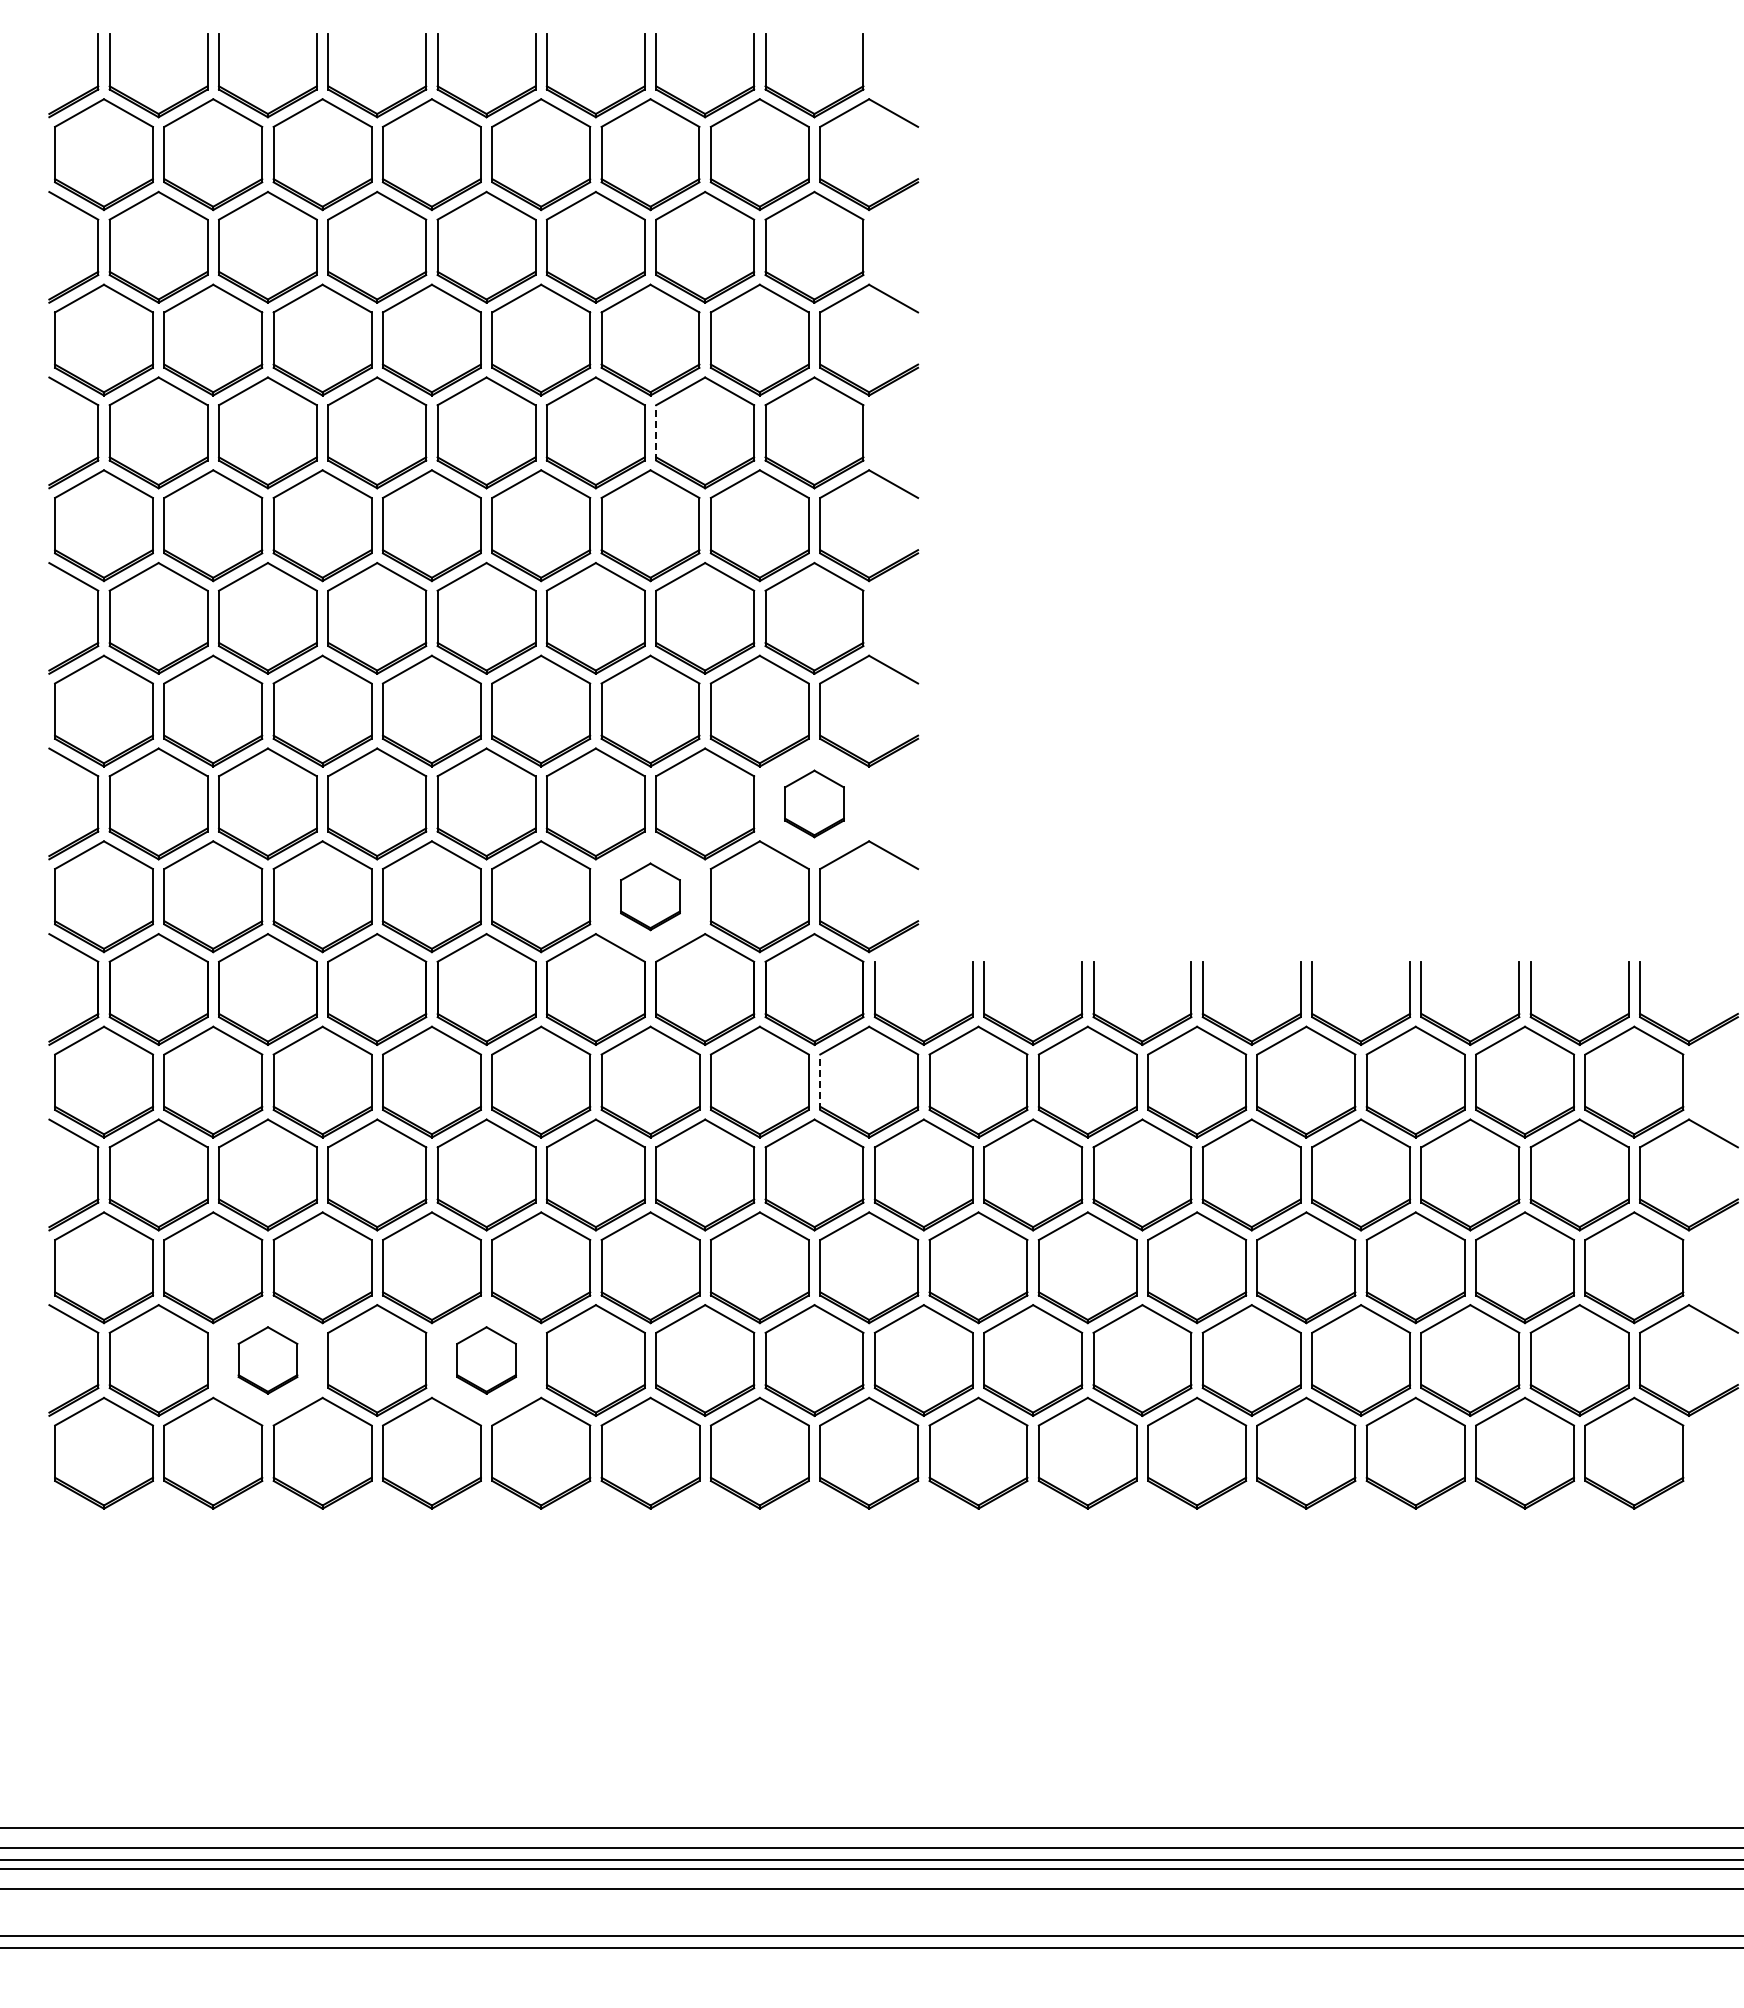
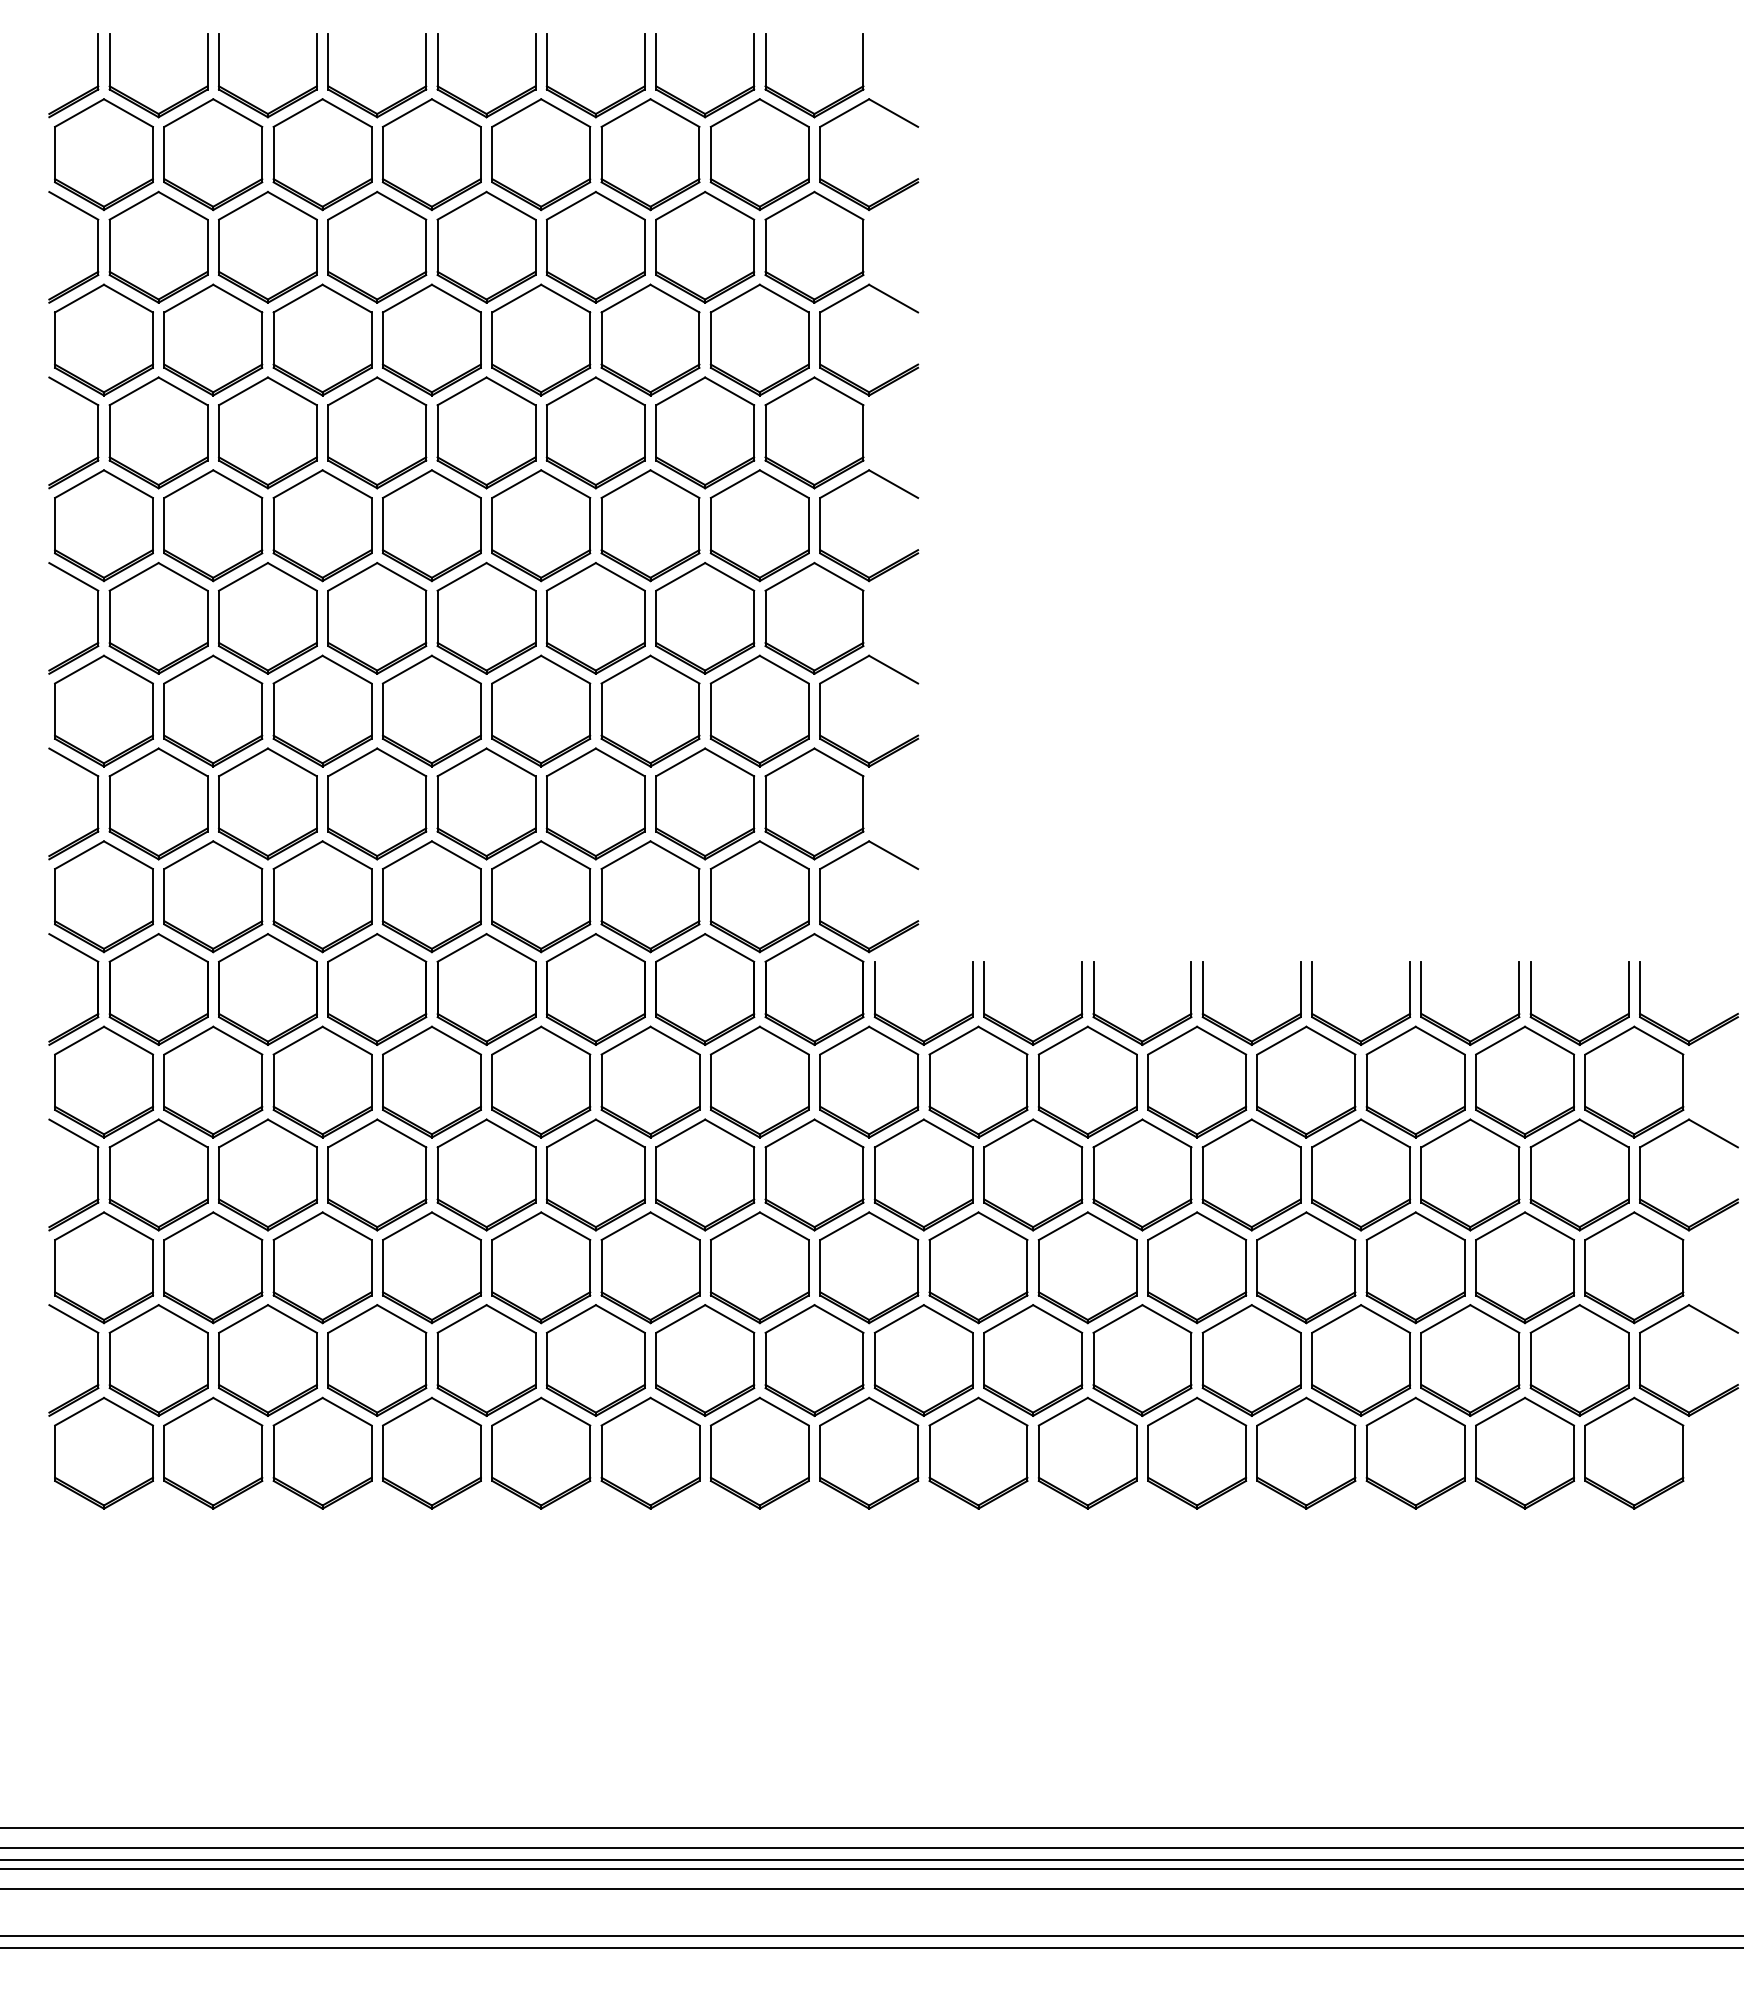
line: dashed -> solid (656, 432)
part size: 61x70 px -> 101x114 px (814, 803)
part size: 61x70 px -> 101x114 px (650, 896)
line: dashed -> solid (820, 1082)
part size: 62x69 px -> 100x113 px (267, 1360)
part size: 61x69 px -> 101x113 px (486, 1360)
